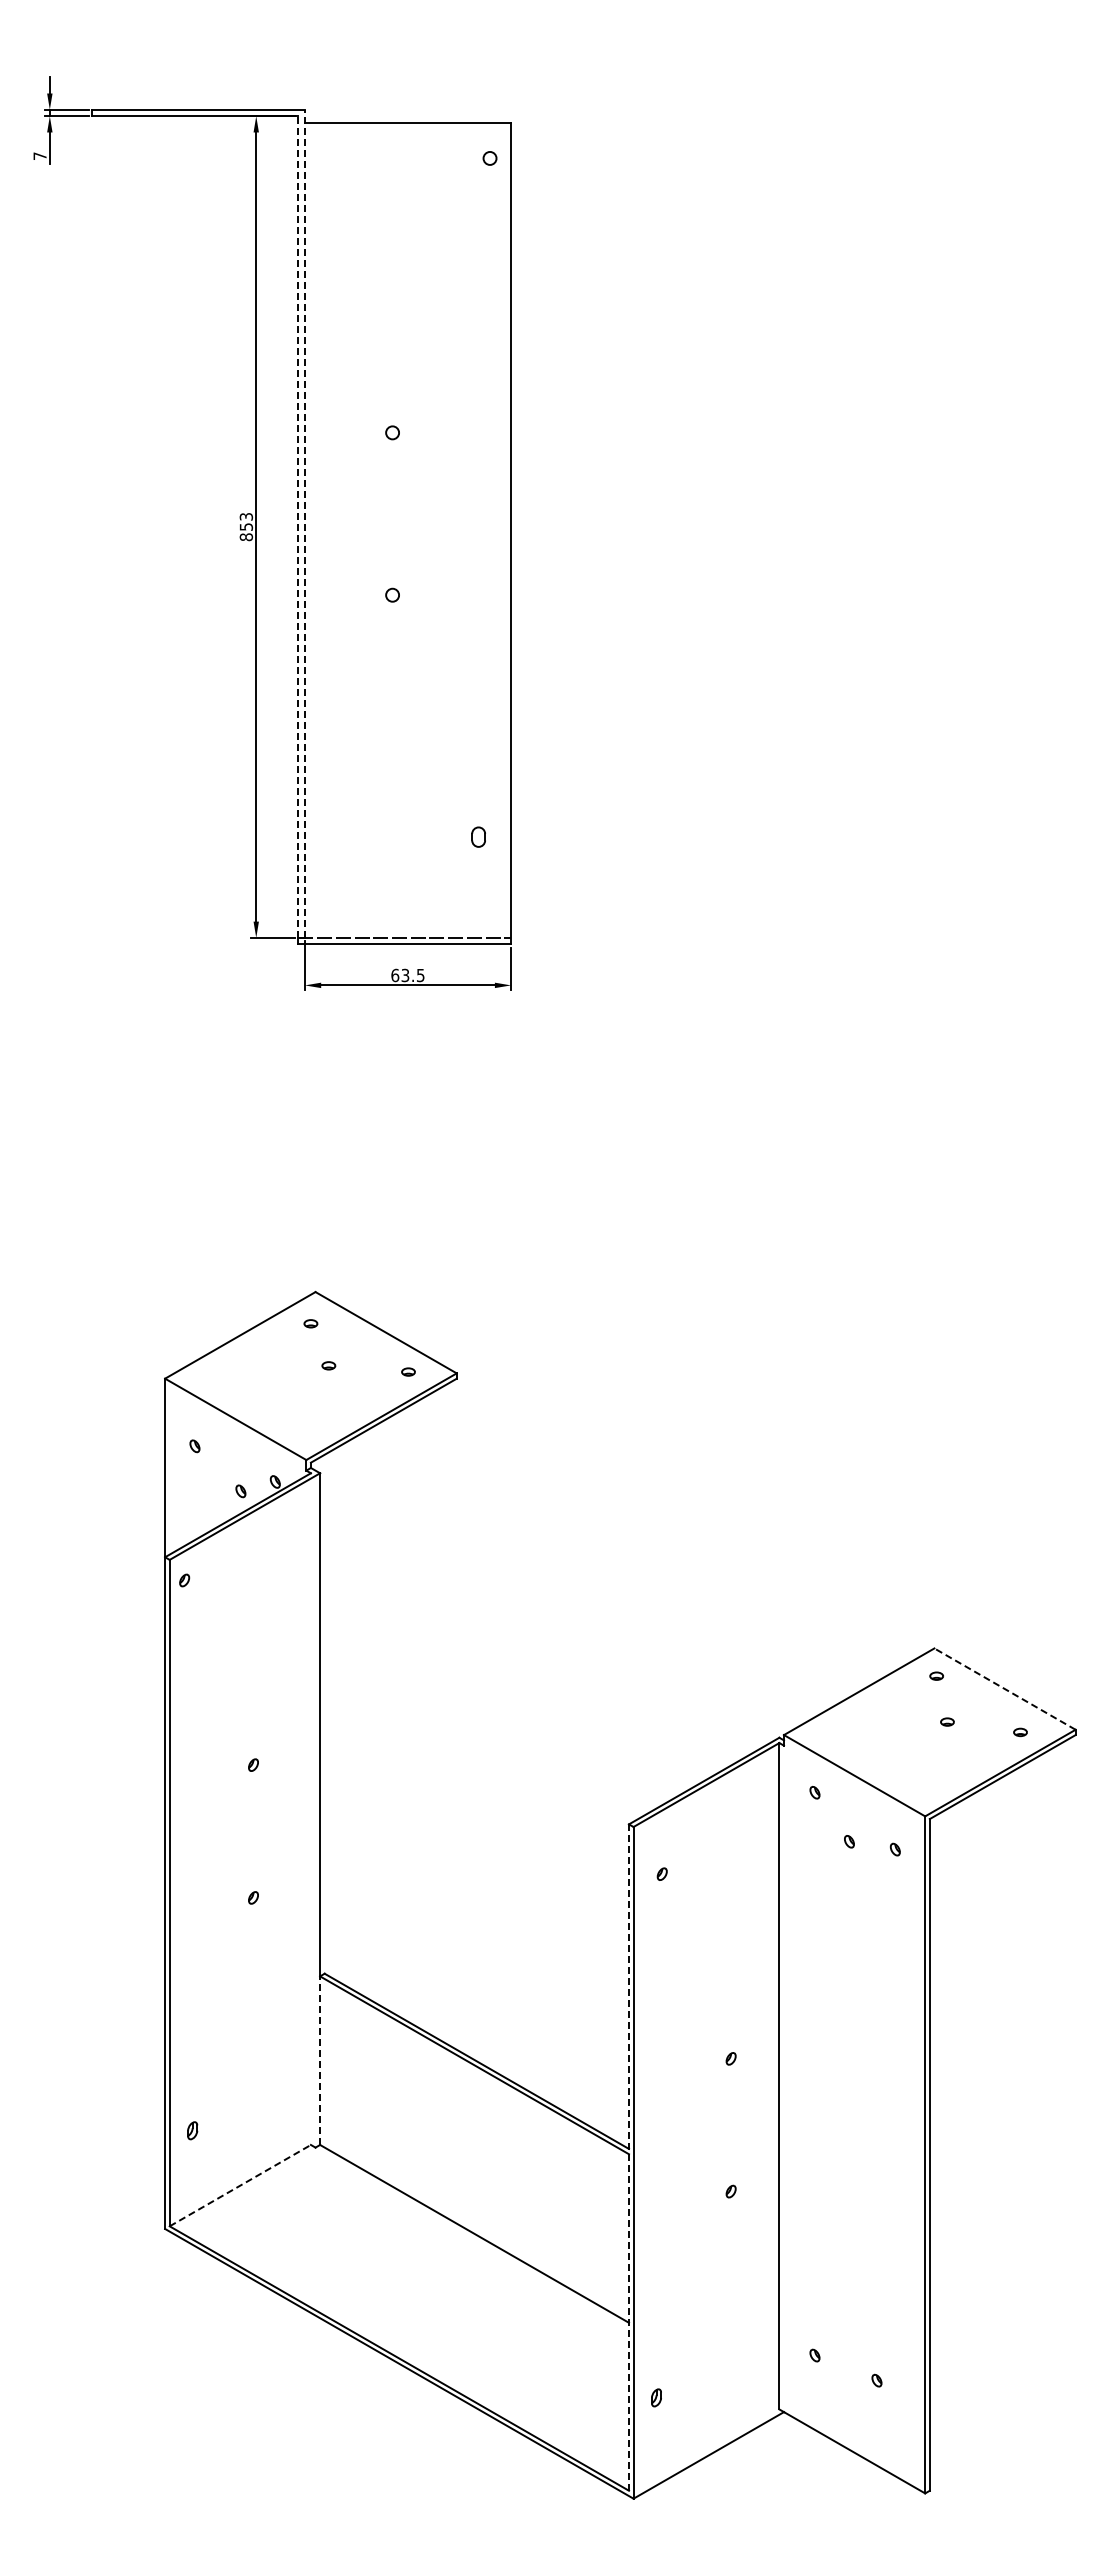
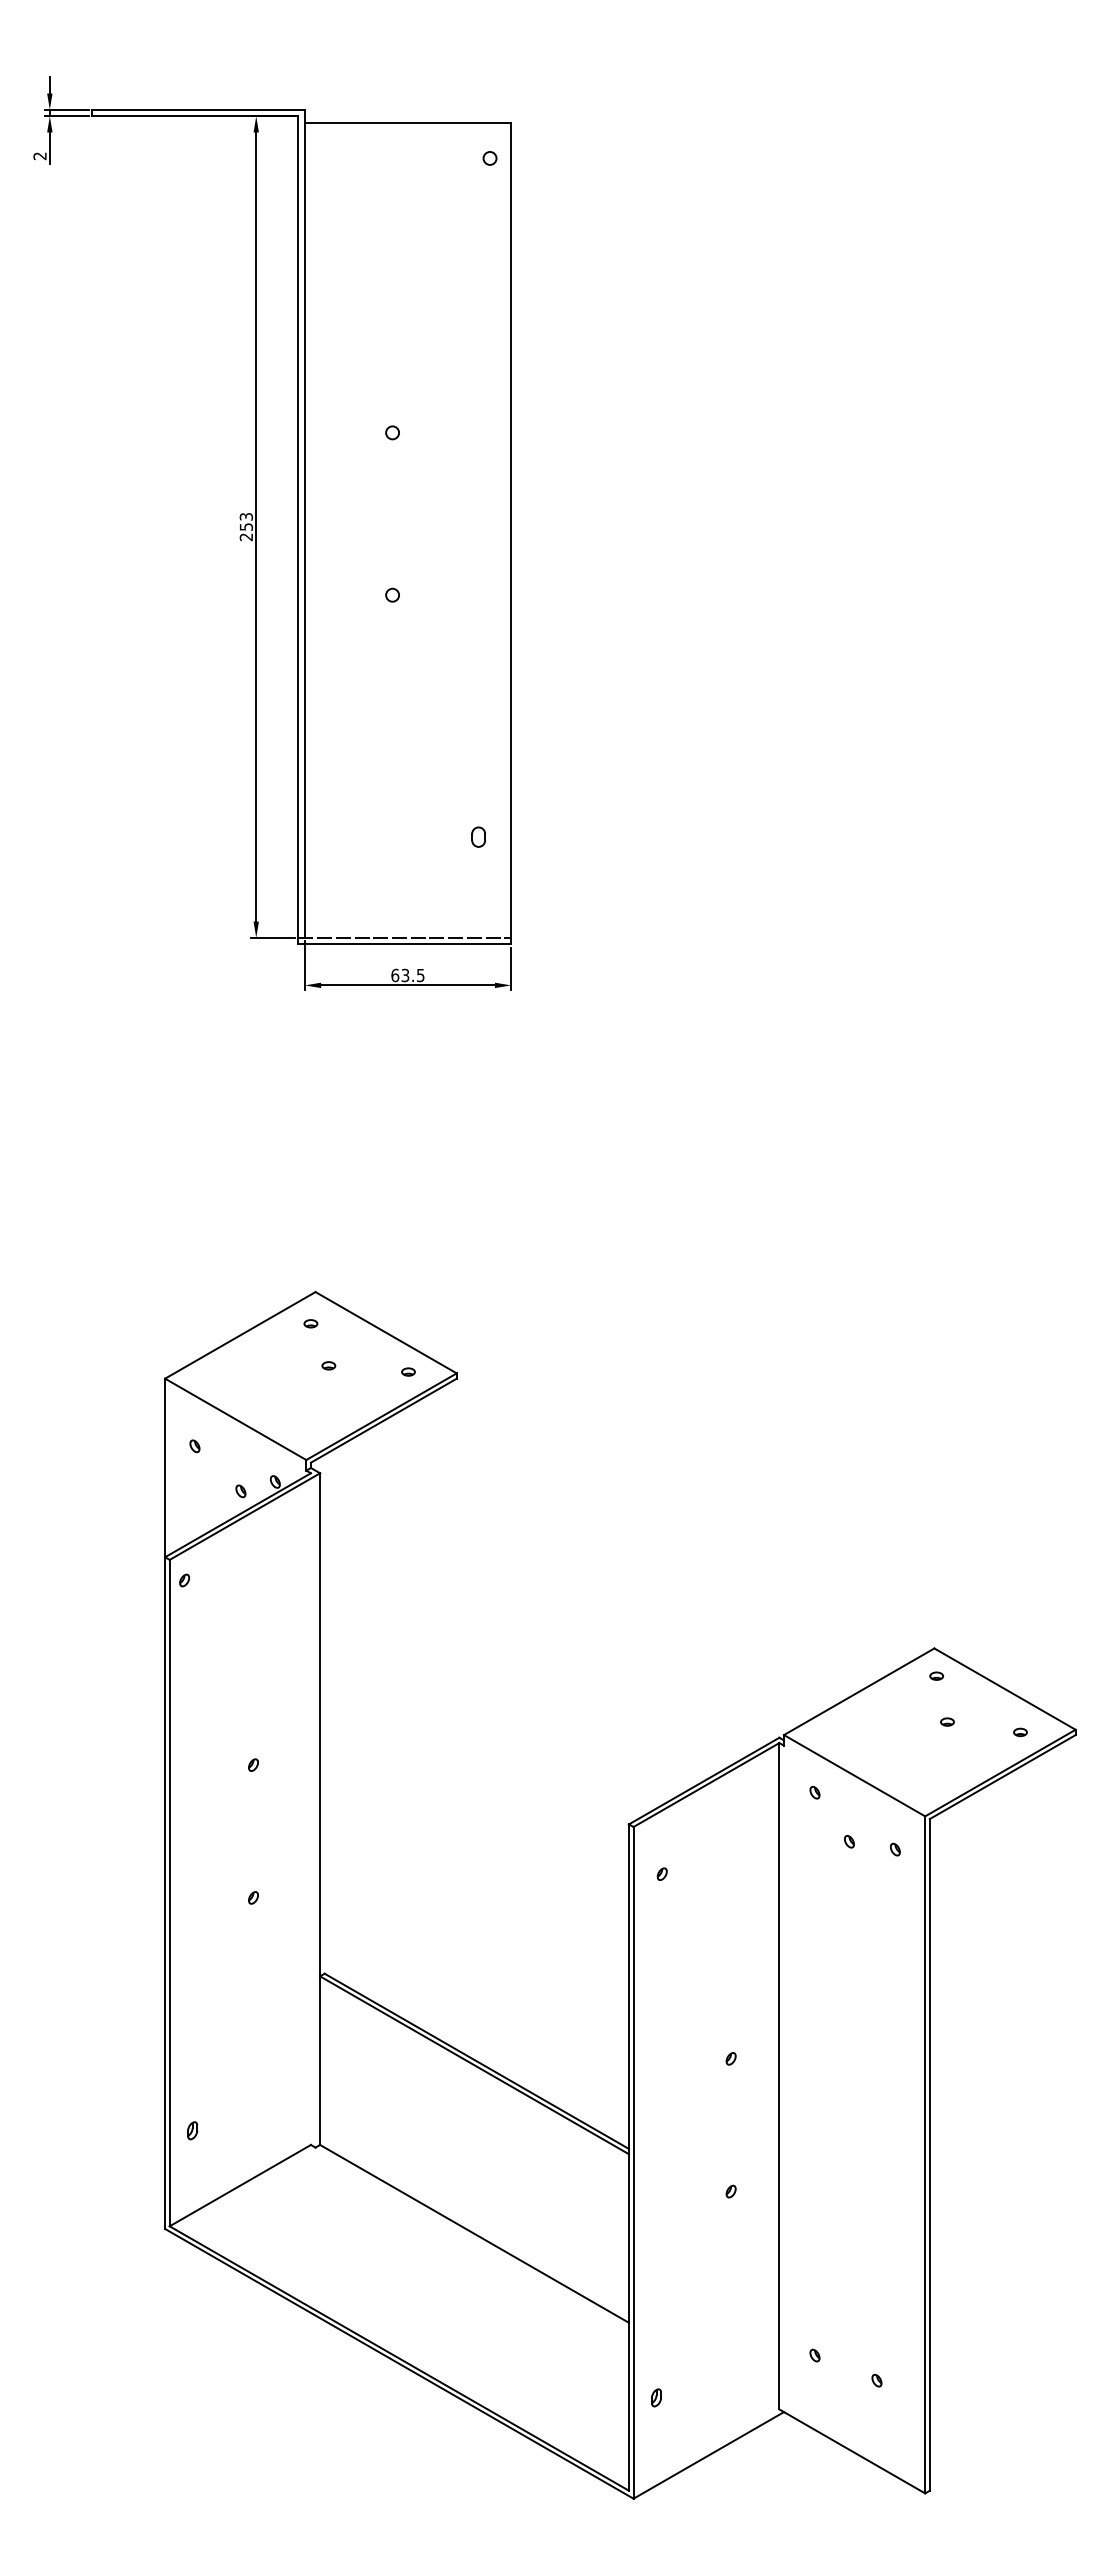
text: 7 -> 2 (39, 156)
line: dashed -> solid (304, 523)
line: dashed -> solid (298, 527)
text: 853 -> 253 (246, 537)
line: dashed -> solid (1004, 1688)
line: dashed -> solid (320, 2060)
line: dashed -> solid (629, 2157)
line: dashed -> solid (240, 2185)
